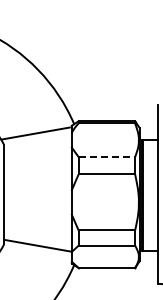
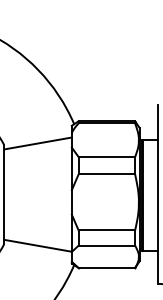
line position: (35, 133) -> (37, 143) (37, 143)
line: dashed -> solid (107, 157)
